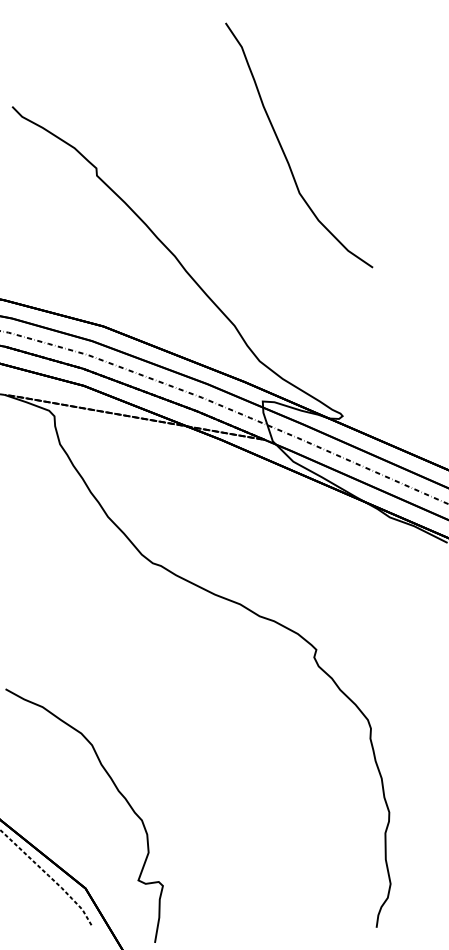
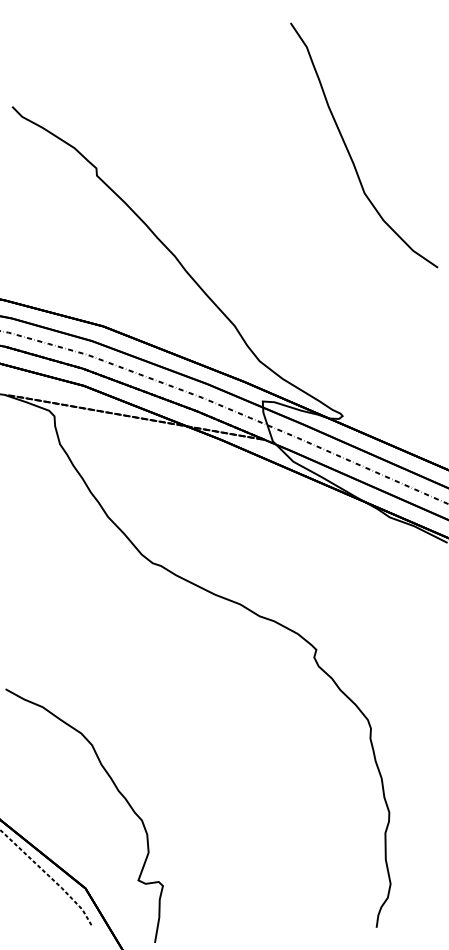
curve position: (285, 153) -> (350, 153) (350, 153)
